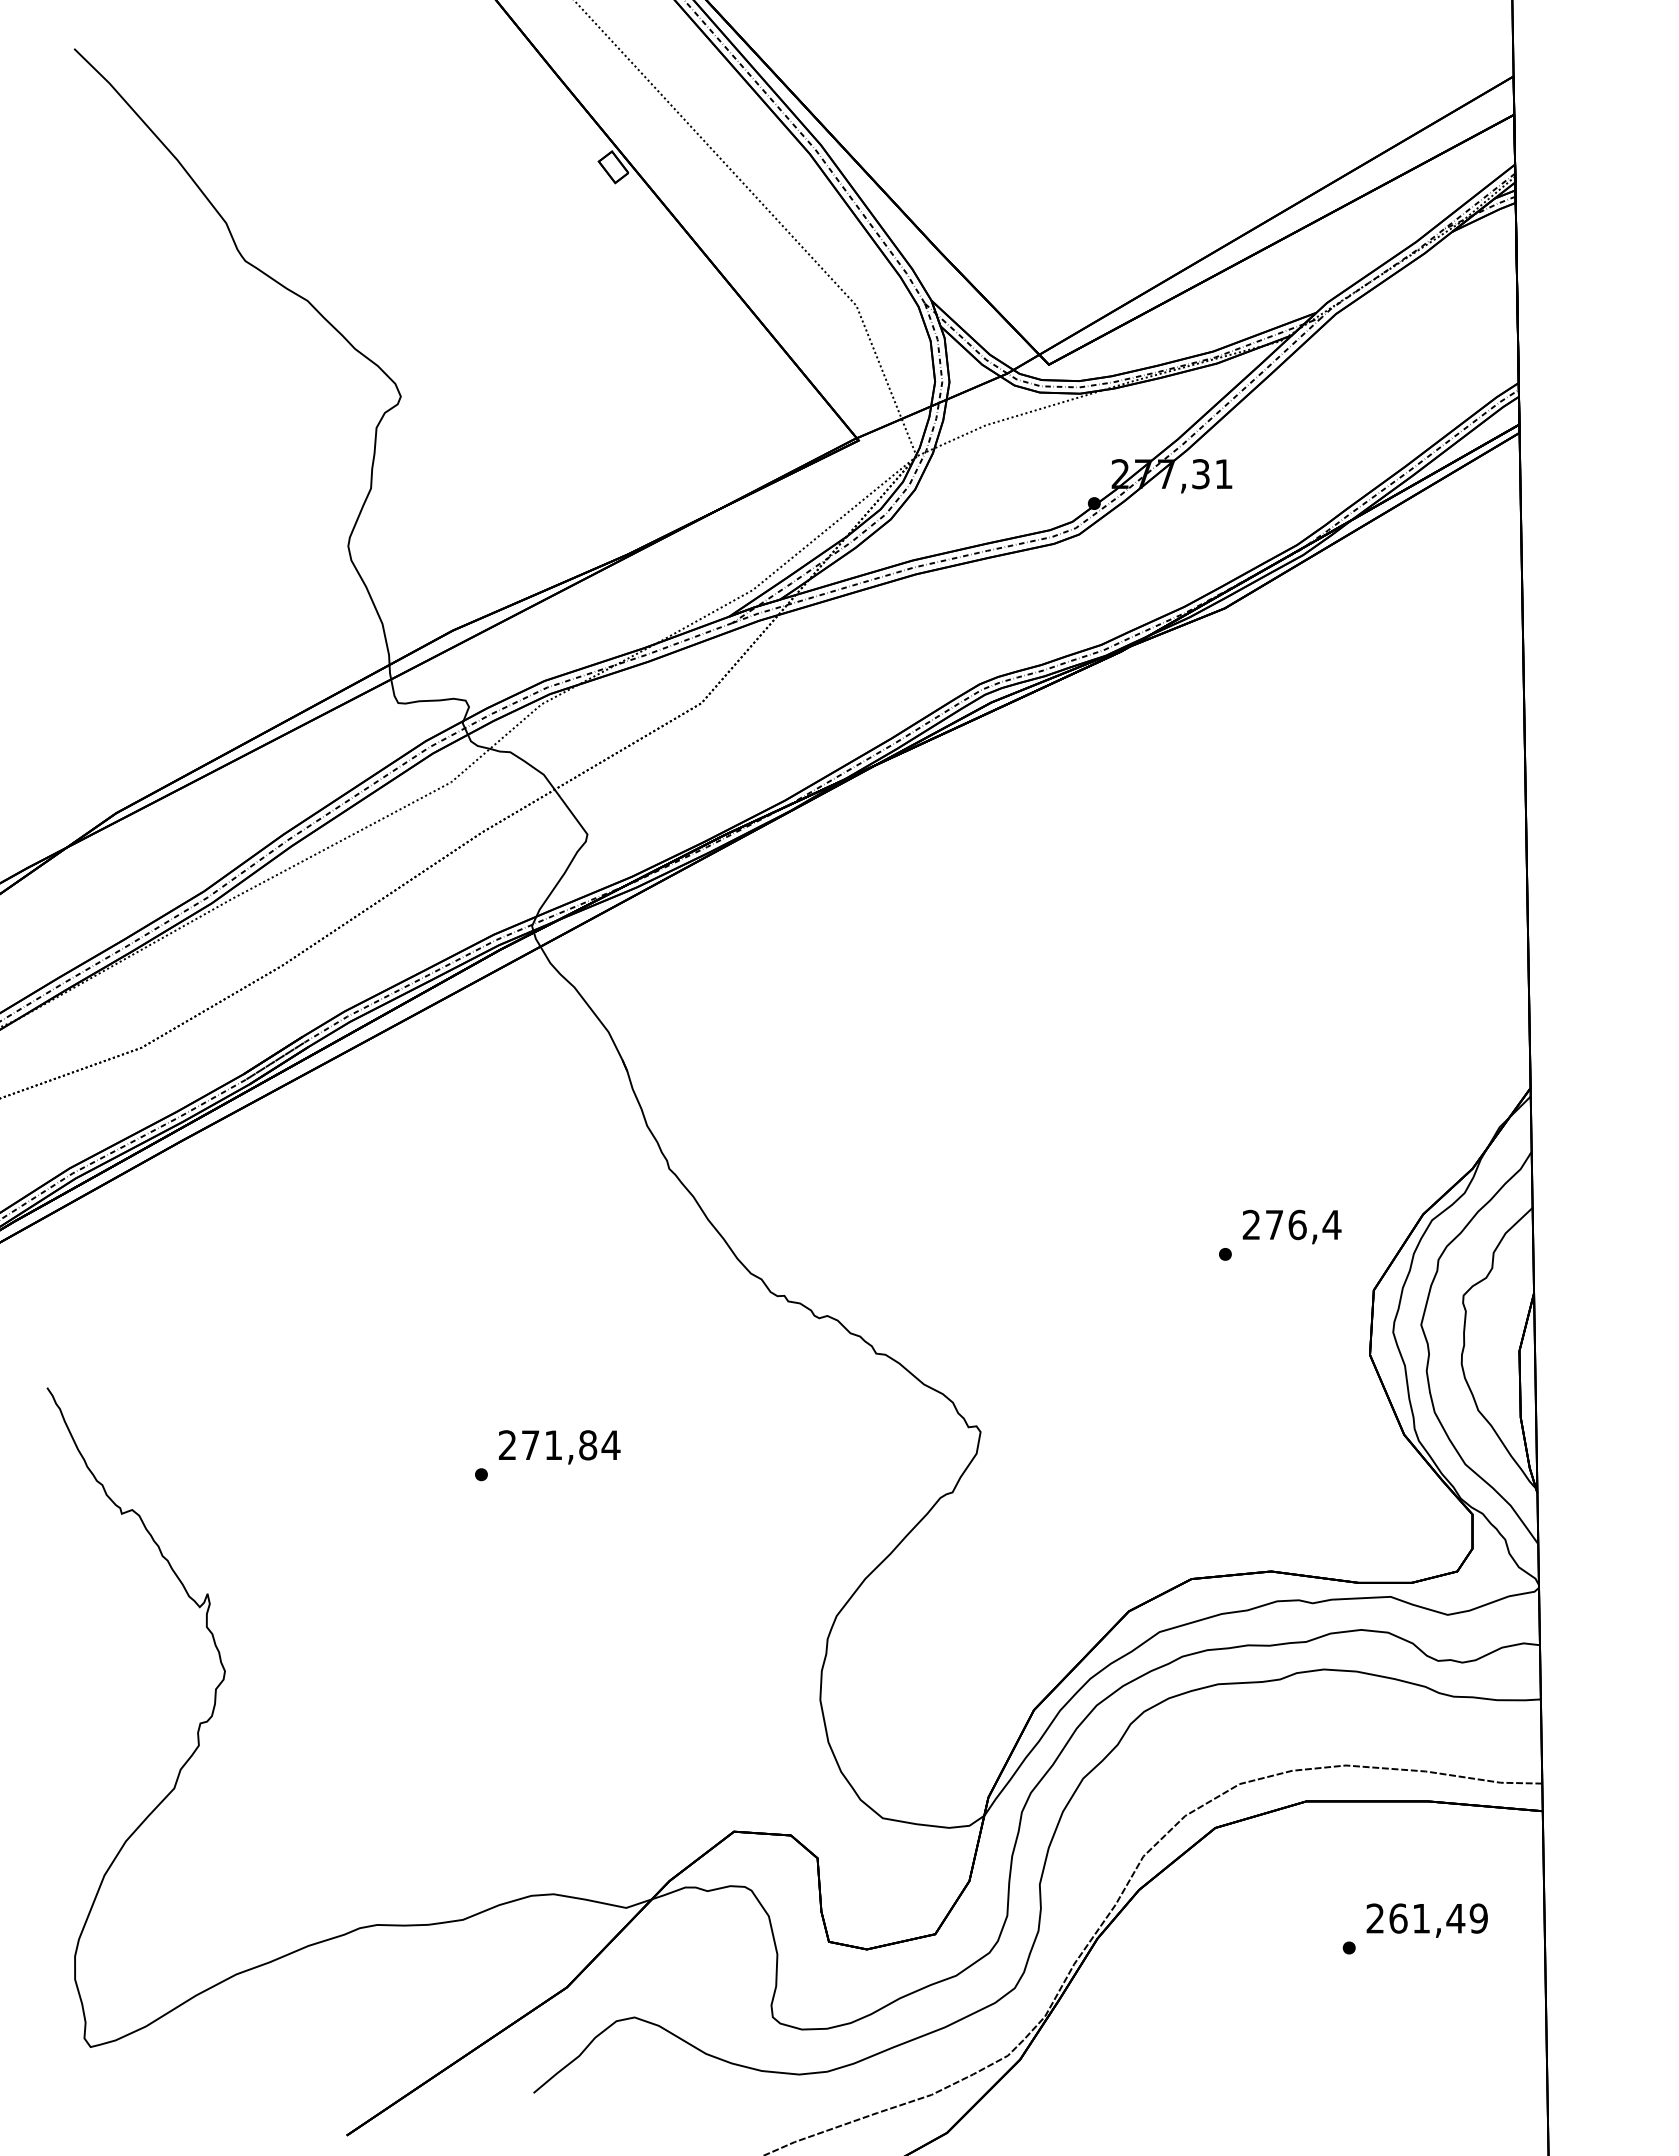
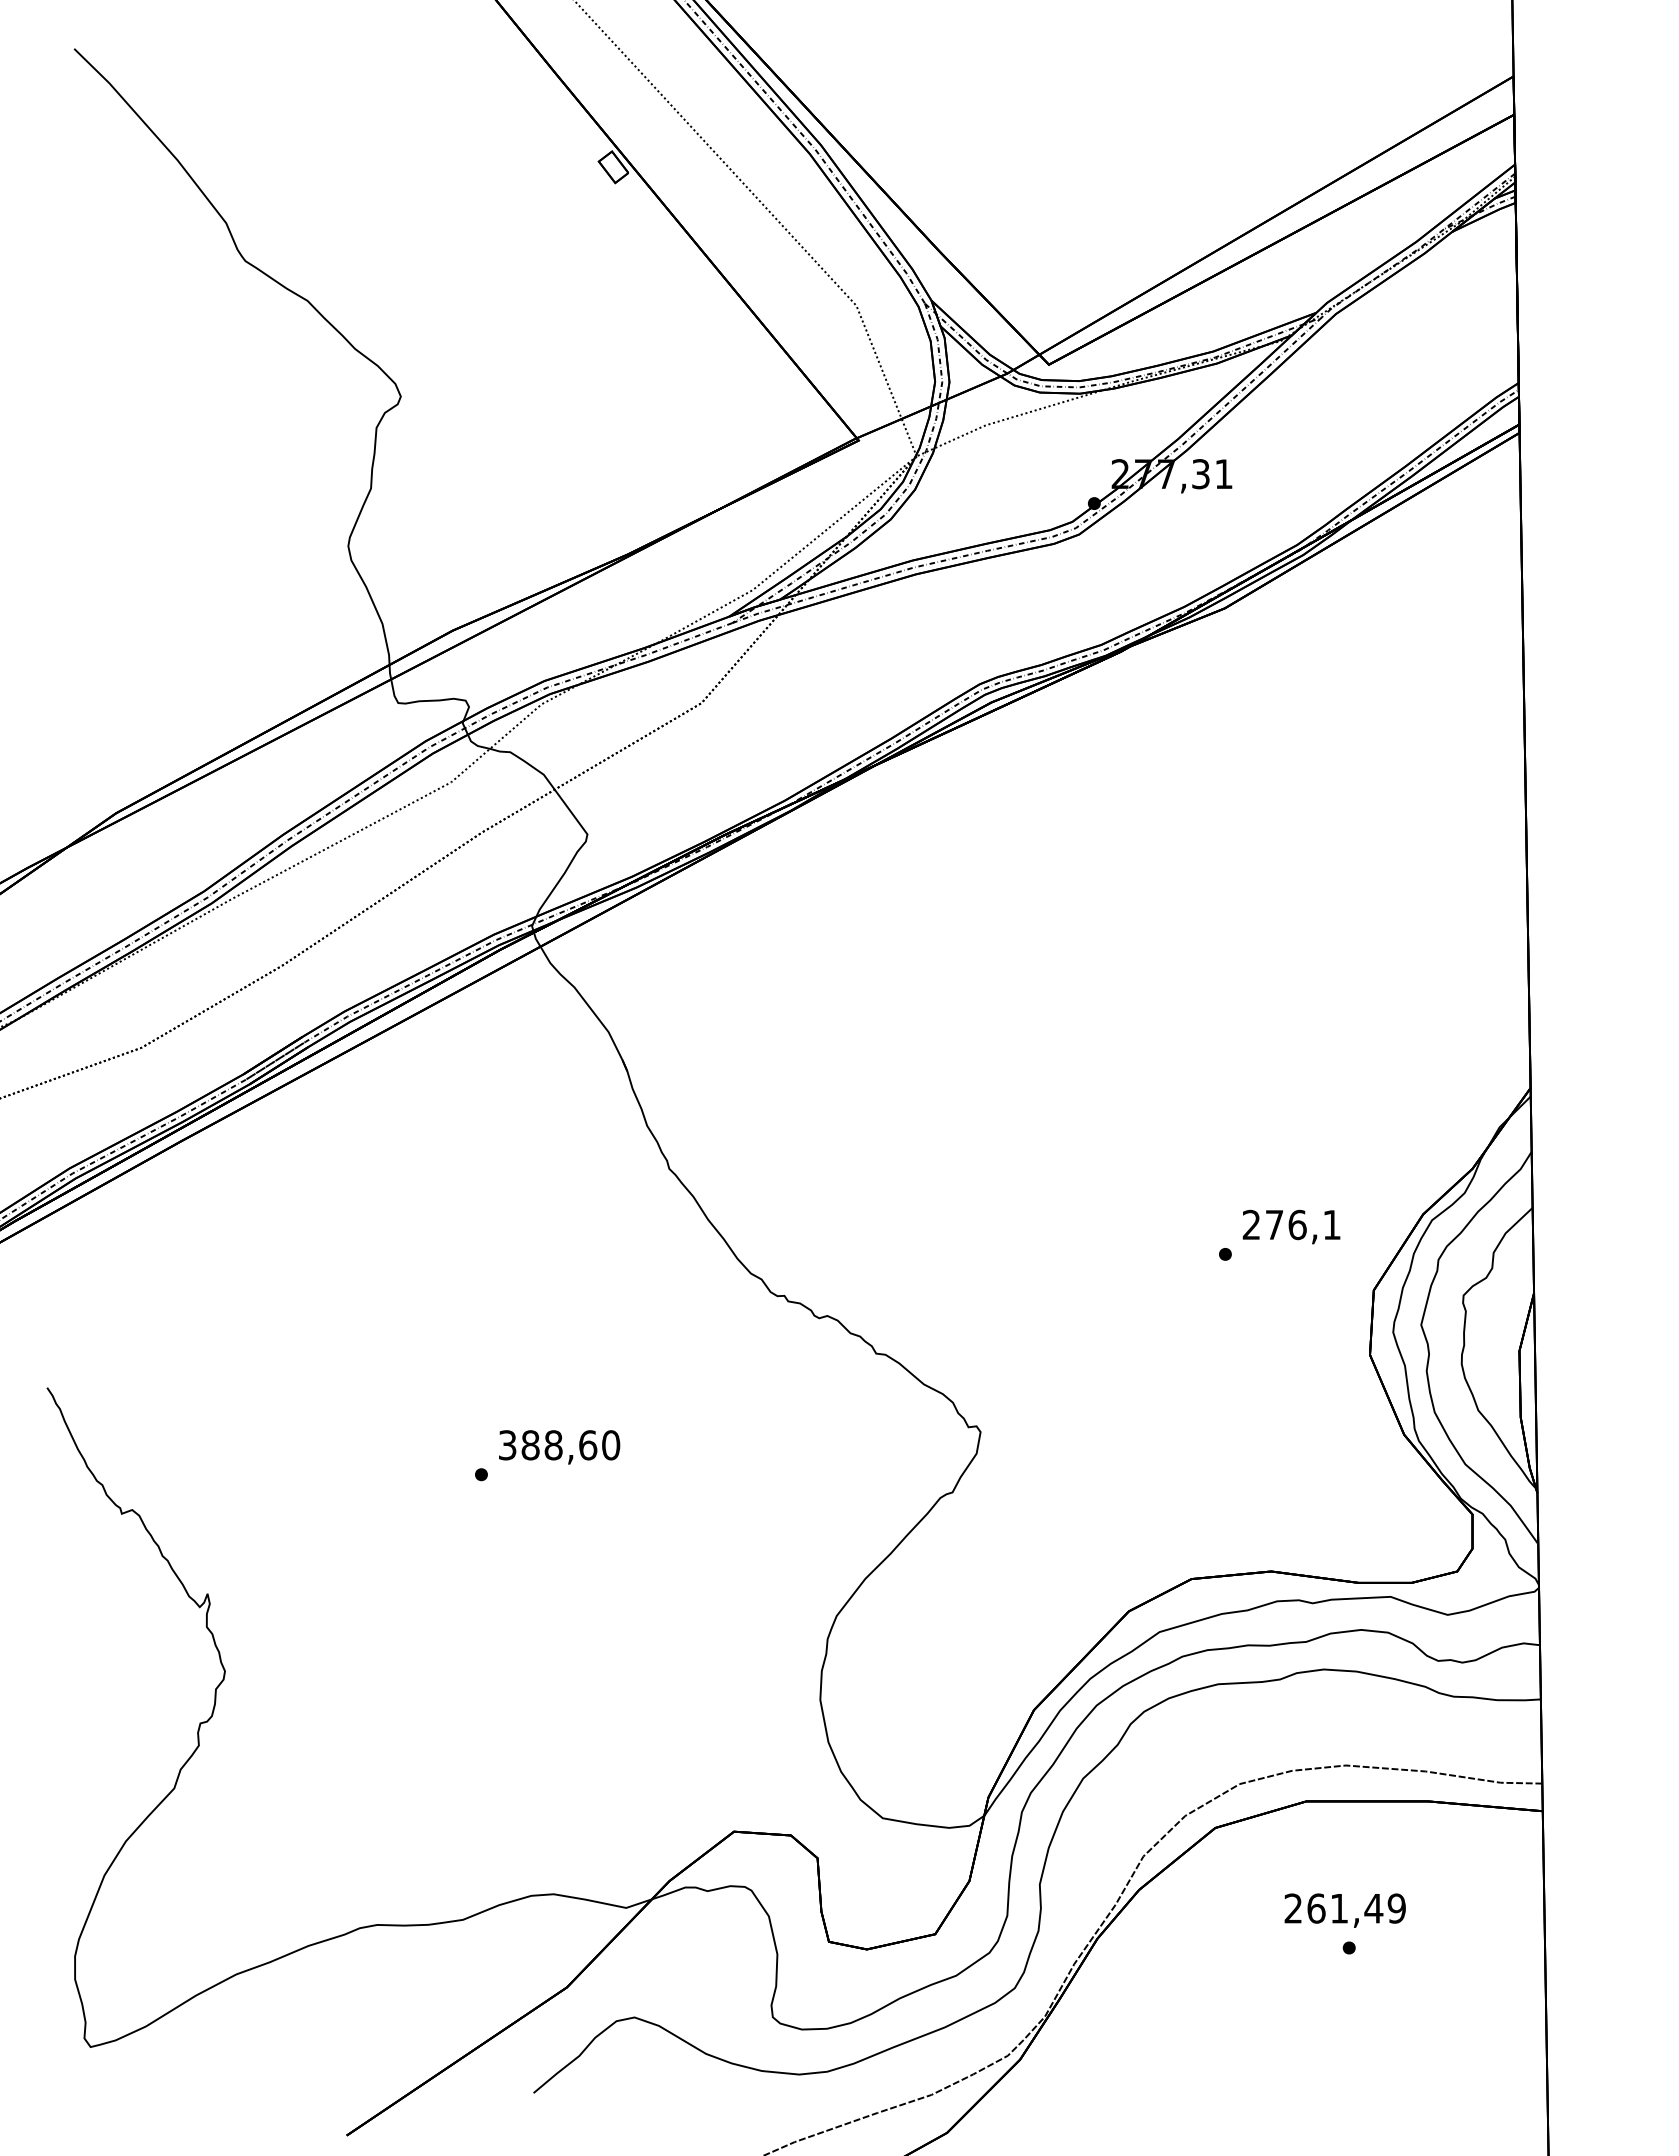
text: 276,4 -> 276,1 (1331, 1224)
text: 271,84 -> 388,60 (559, 1445)
text position: (1426, 1920) -> (1344, 1910) (1344, 1910)
